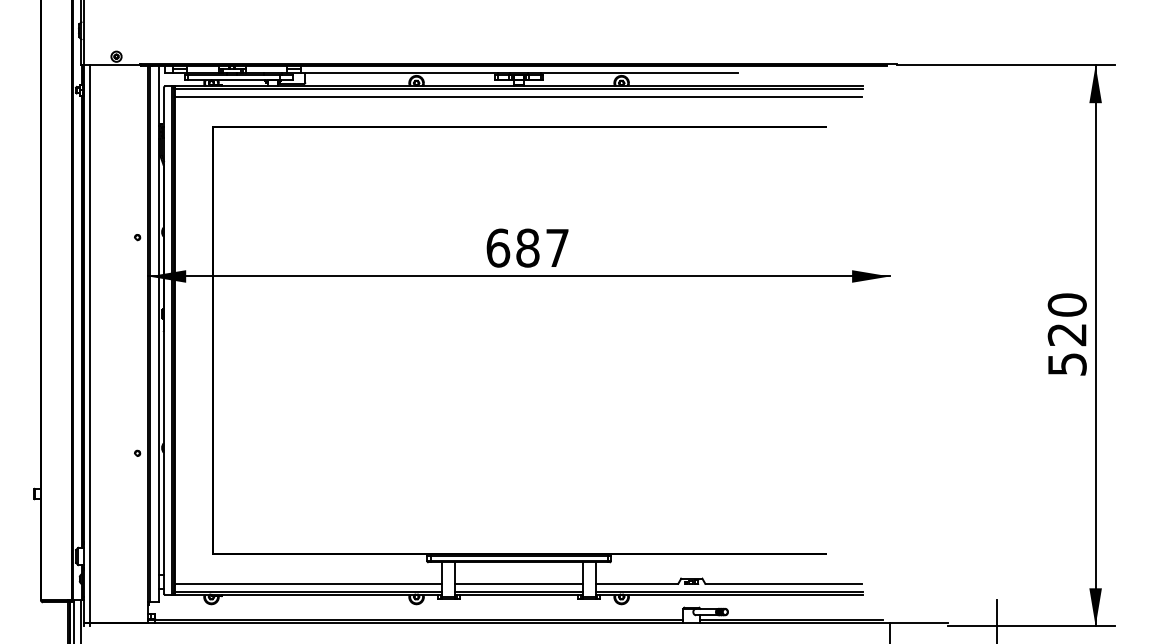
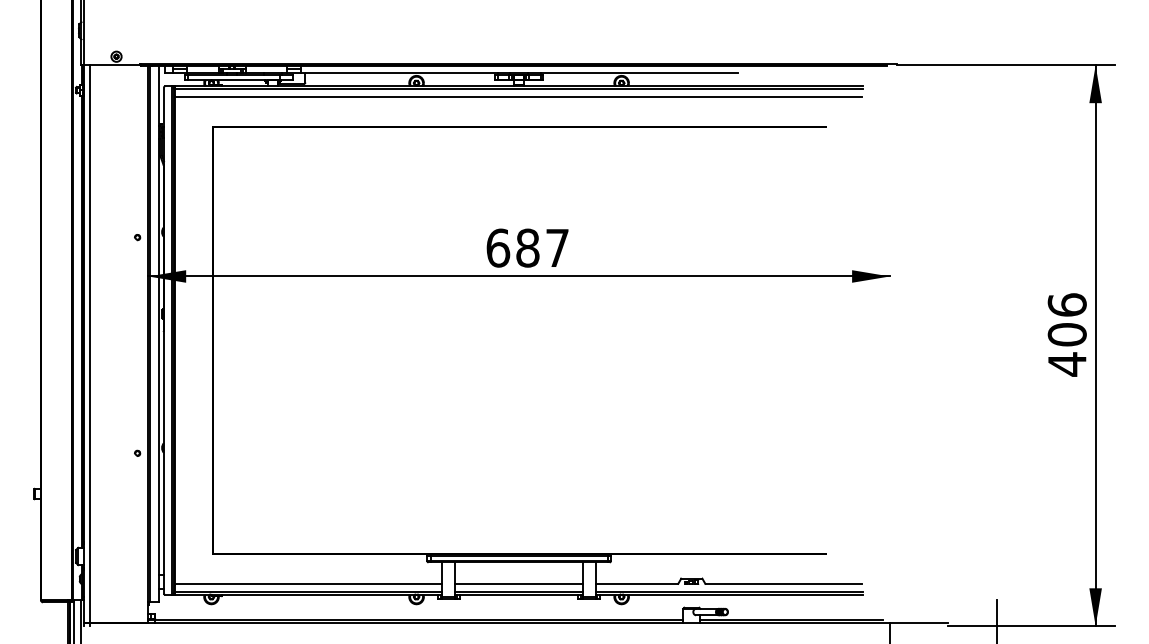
text: 520 -> 406 (1066, 334)
